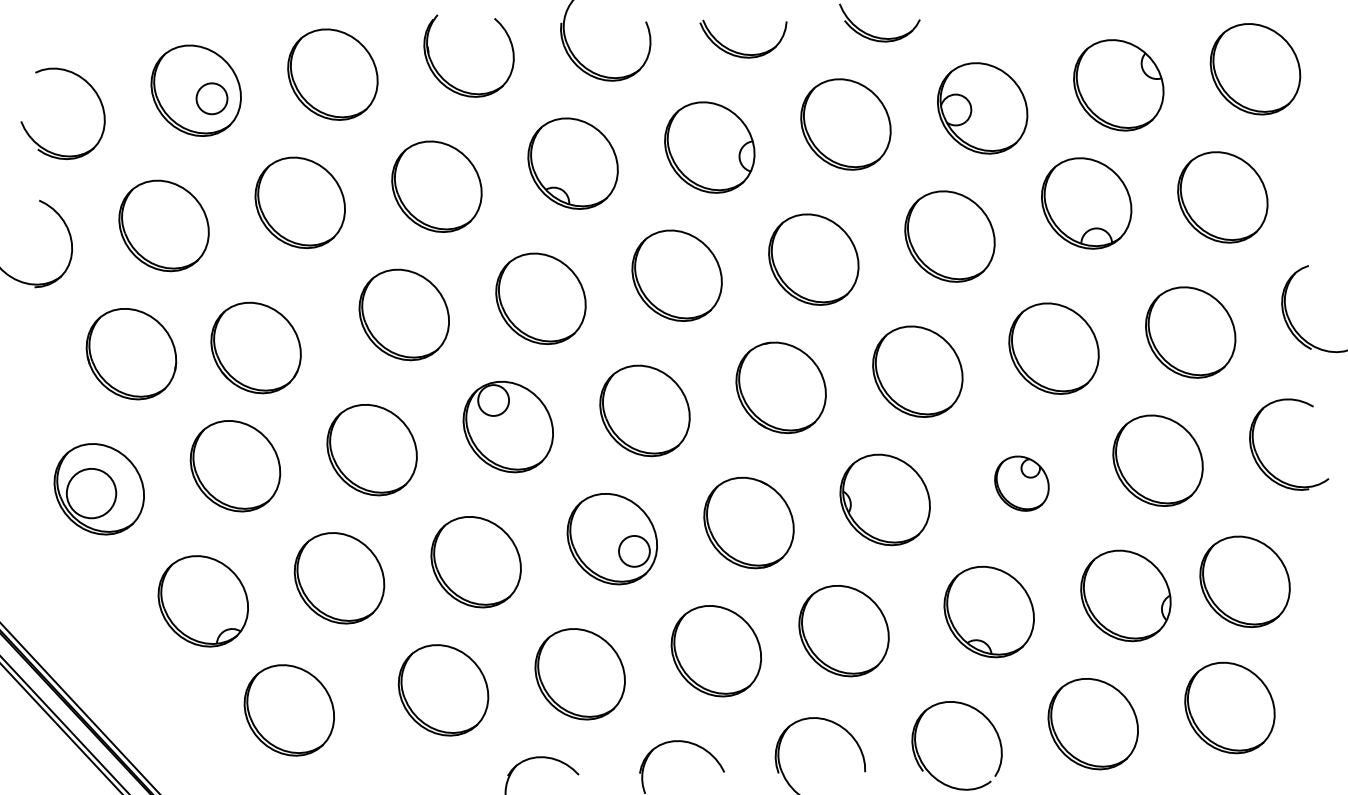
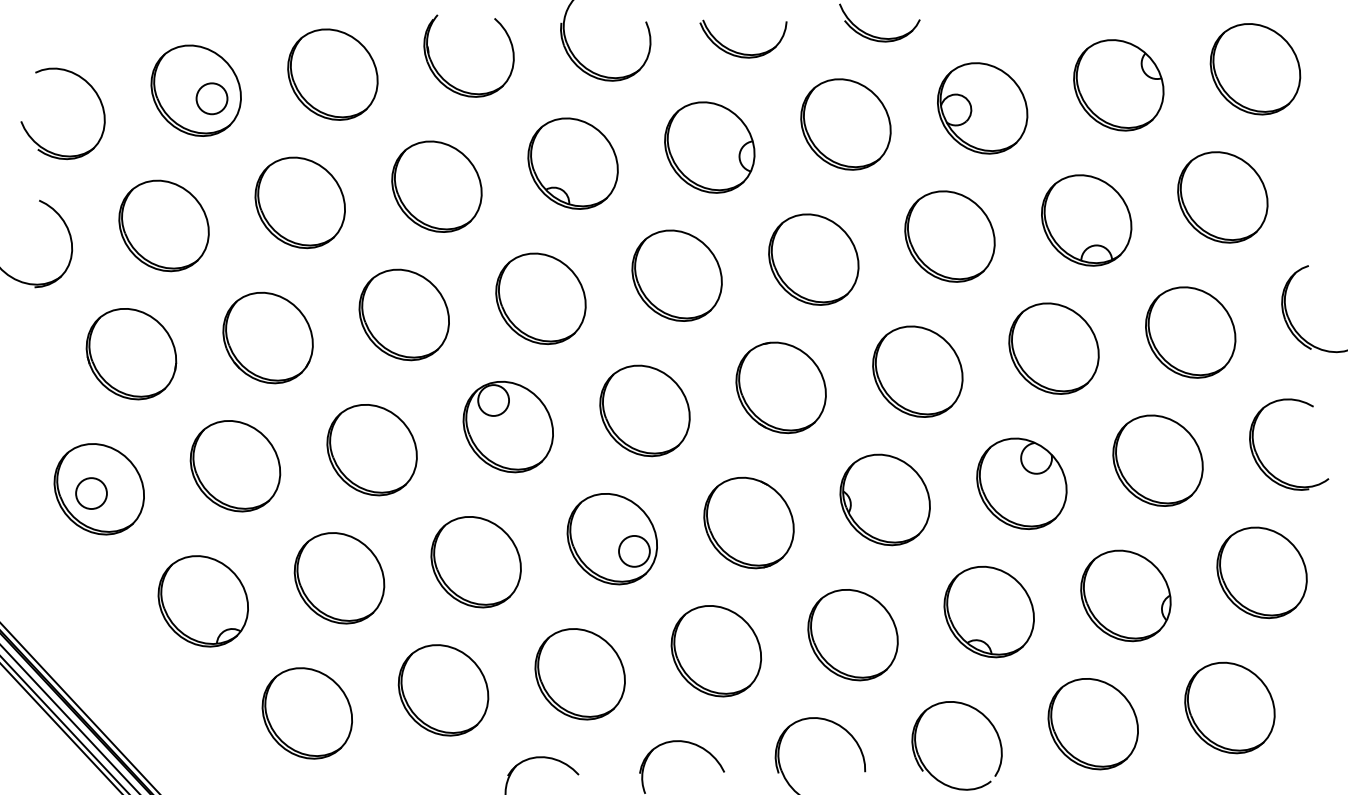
part position: (1086, 203) -> (1086, 220) (1086, 220)
part position: (255, 347) -> (267, 337) (267, 337)
part size: 56x57 px -> 92x93 px (1021, 483)
circle diameter: 49 px -> 31 px (91, 493)
part position: (1244, 581) -> (1261, 572) (1261, 572)
part position: (843, 631) -> (852, 635) (852, 635)
part position: (288, 710) -> (306, 713) (306, 713)
line: none -> present (69, 719)
